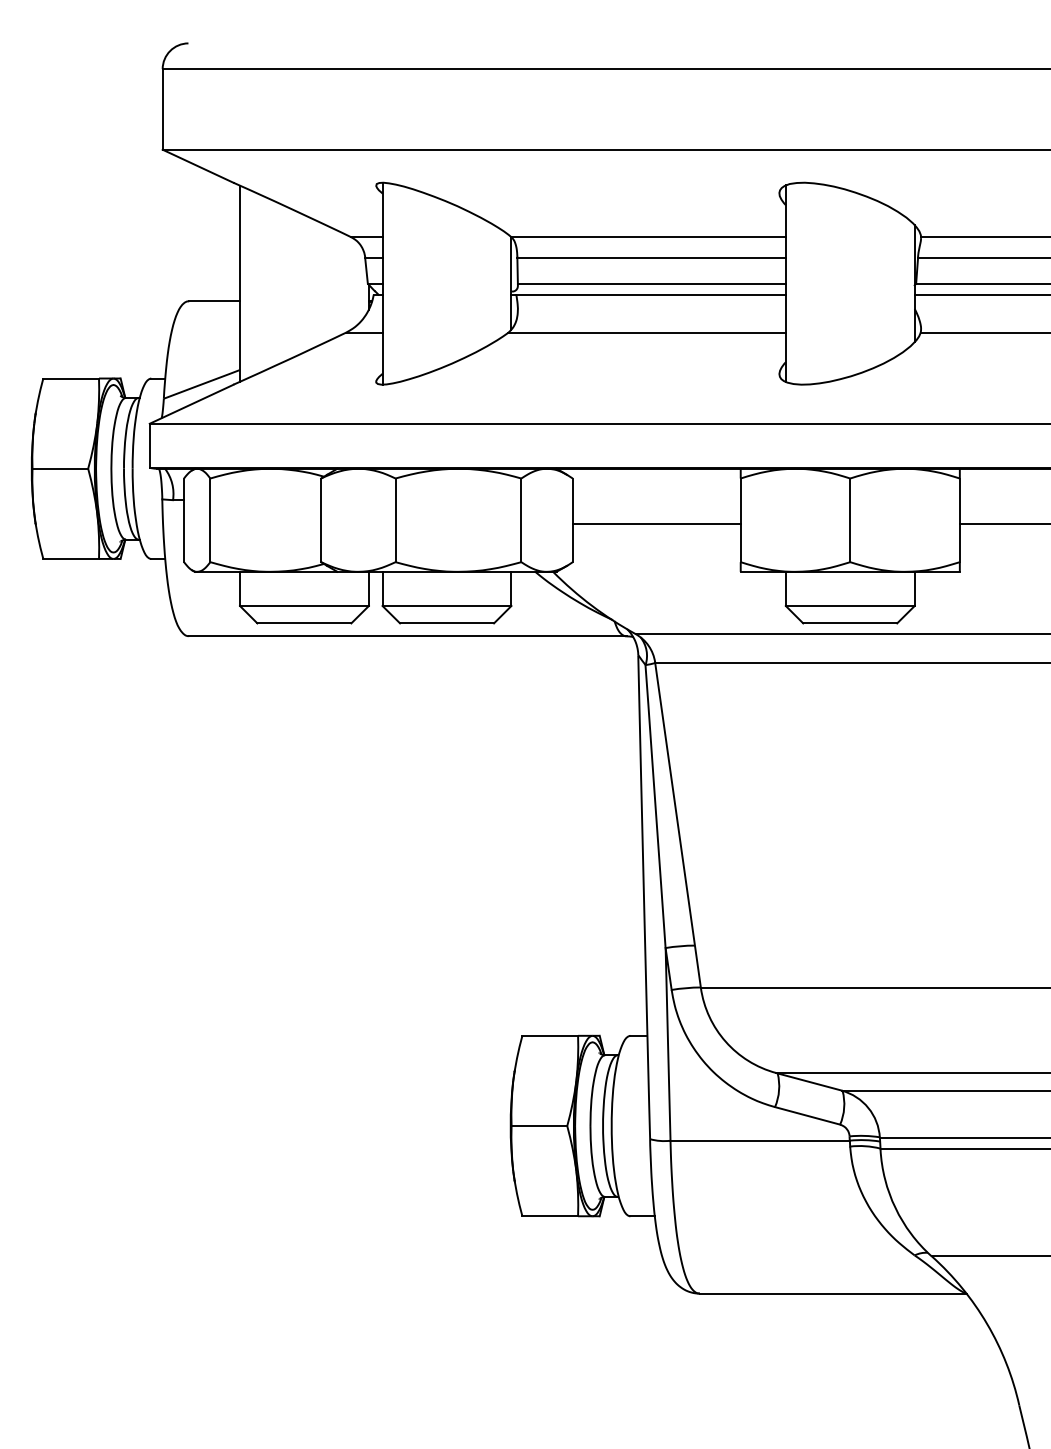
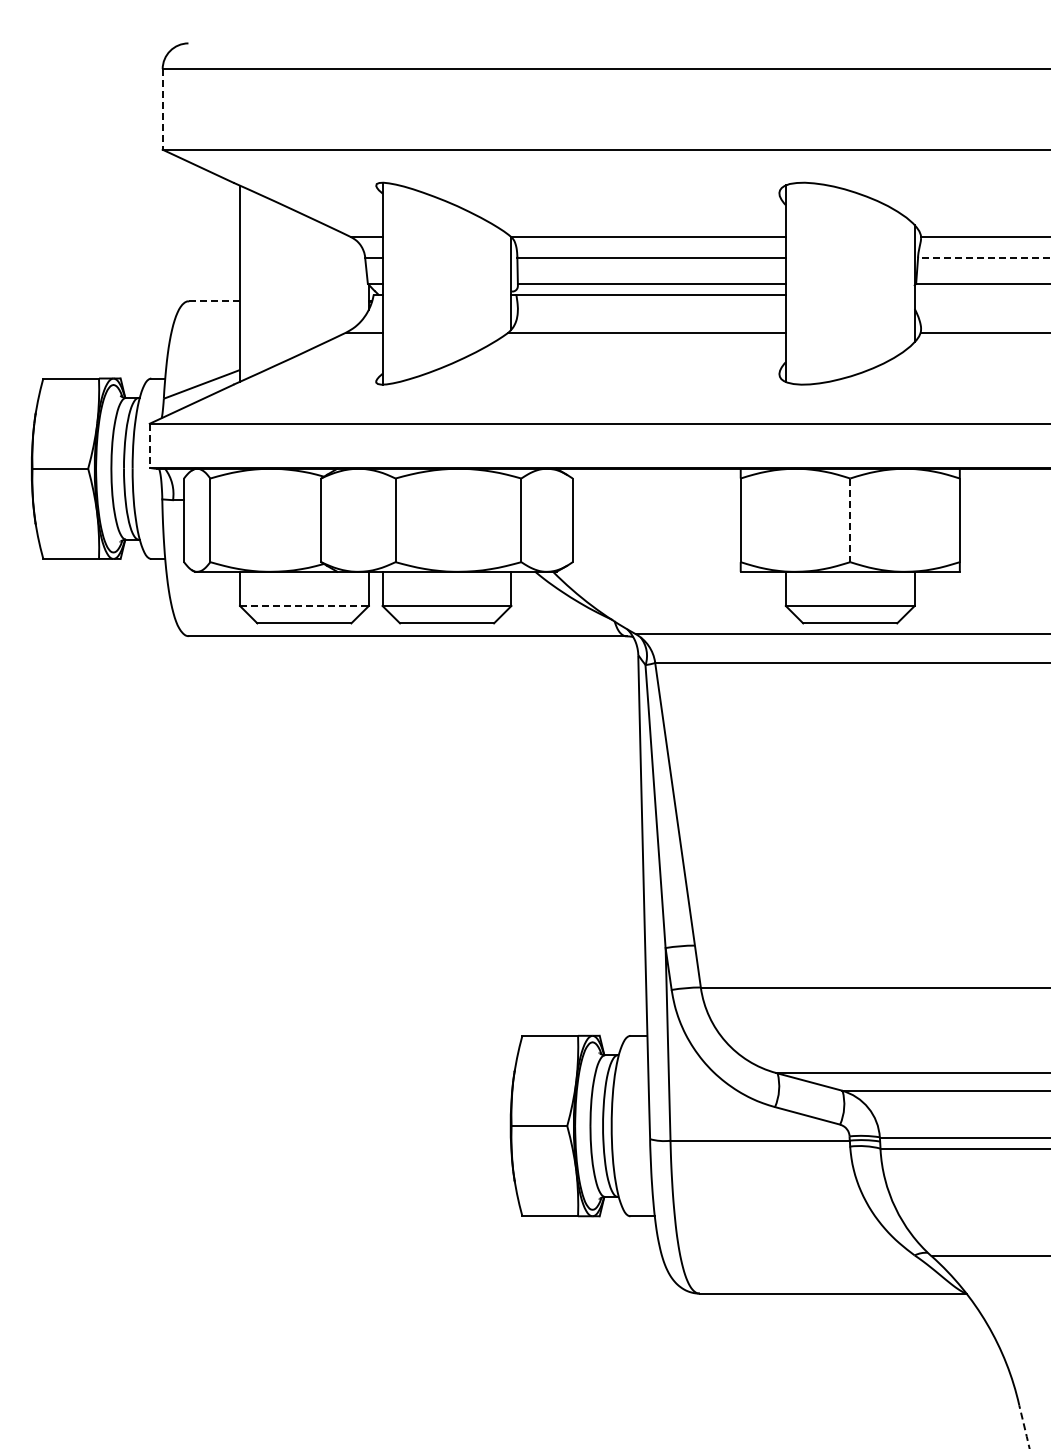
line: solid -> dashed (162, 109)
line: solid -> dashed (984, 257)
line: present -> none (980, 294)
line: solid -> dashed (214, 301)
line: solid -> dashed (149, 446)
line: solid -> dashed (850, 520)
line: present -> none (656, 524)
line: present -> none (1003, 524)
line: solid -> dashed (304, 605)
arc: solid -> dashed (1024, 1426)
